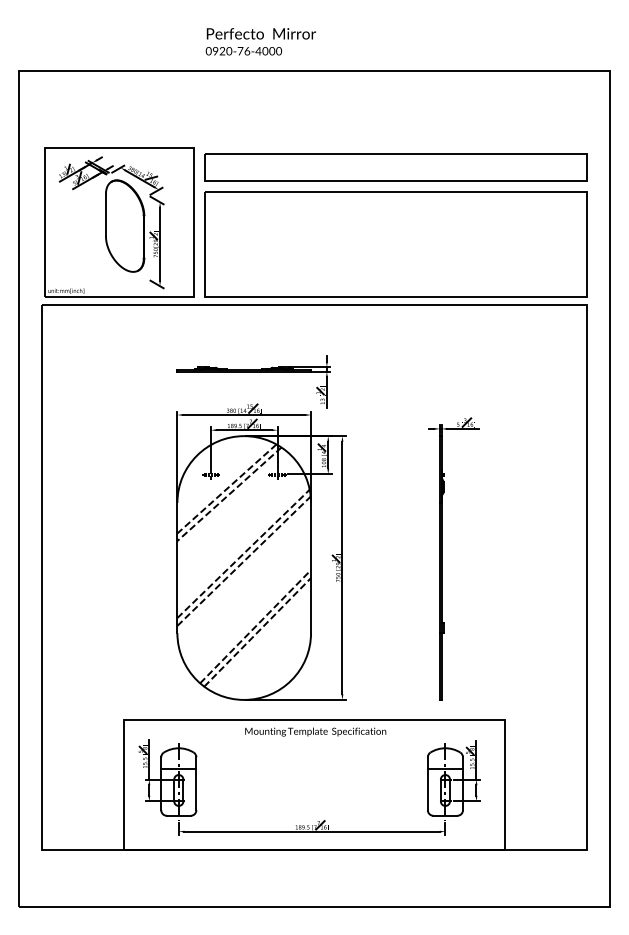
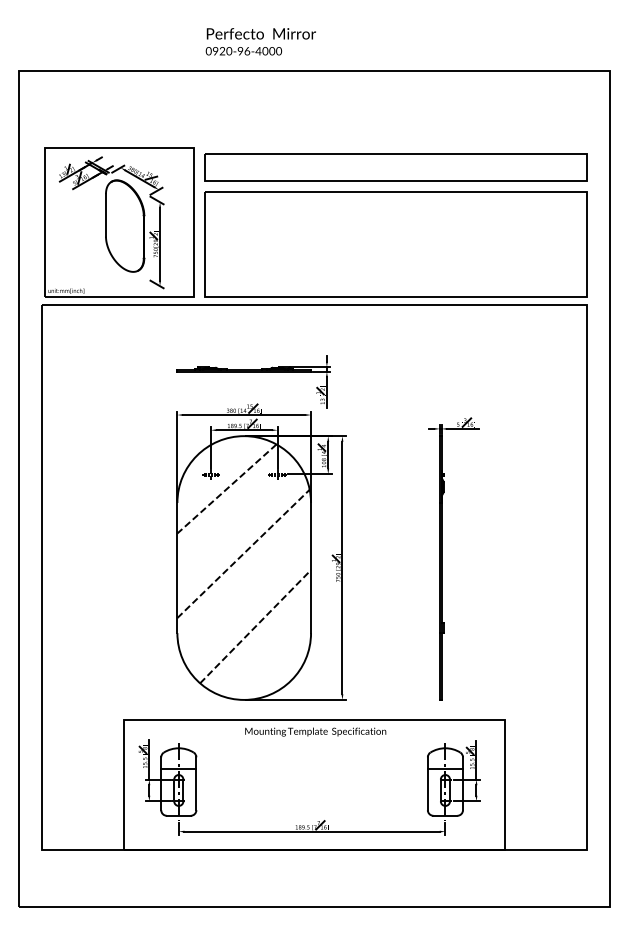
text: 0920-76-4000 -> 0920-96-4000 (240, 51)
line: present -> none (229, 494)
line: present -> none (243, 560)
line: present -> none (257, 632)
